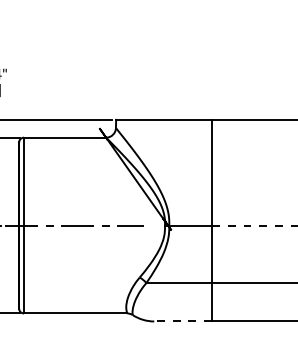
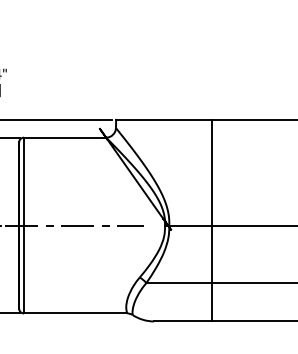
line: dashed -> solid (254, 225)
line: dashed -> solid (183, 321)
